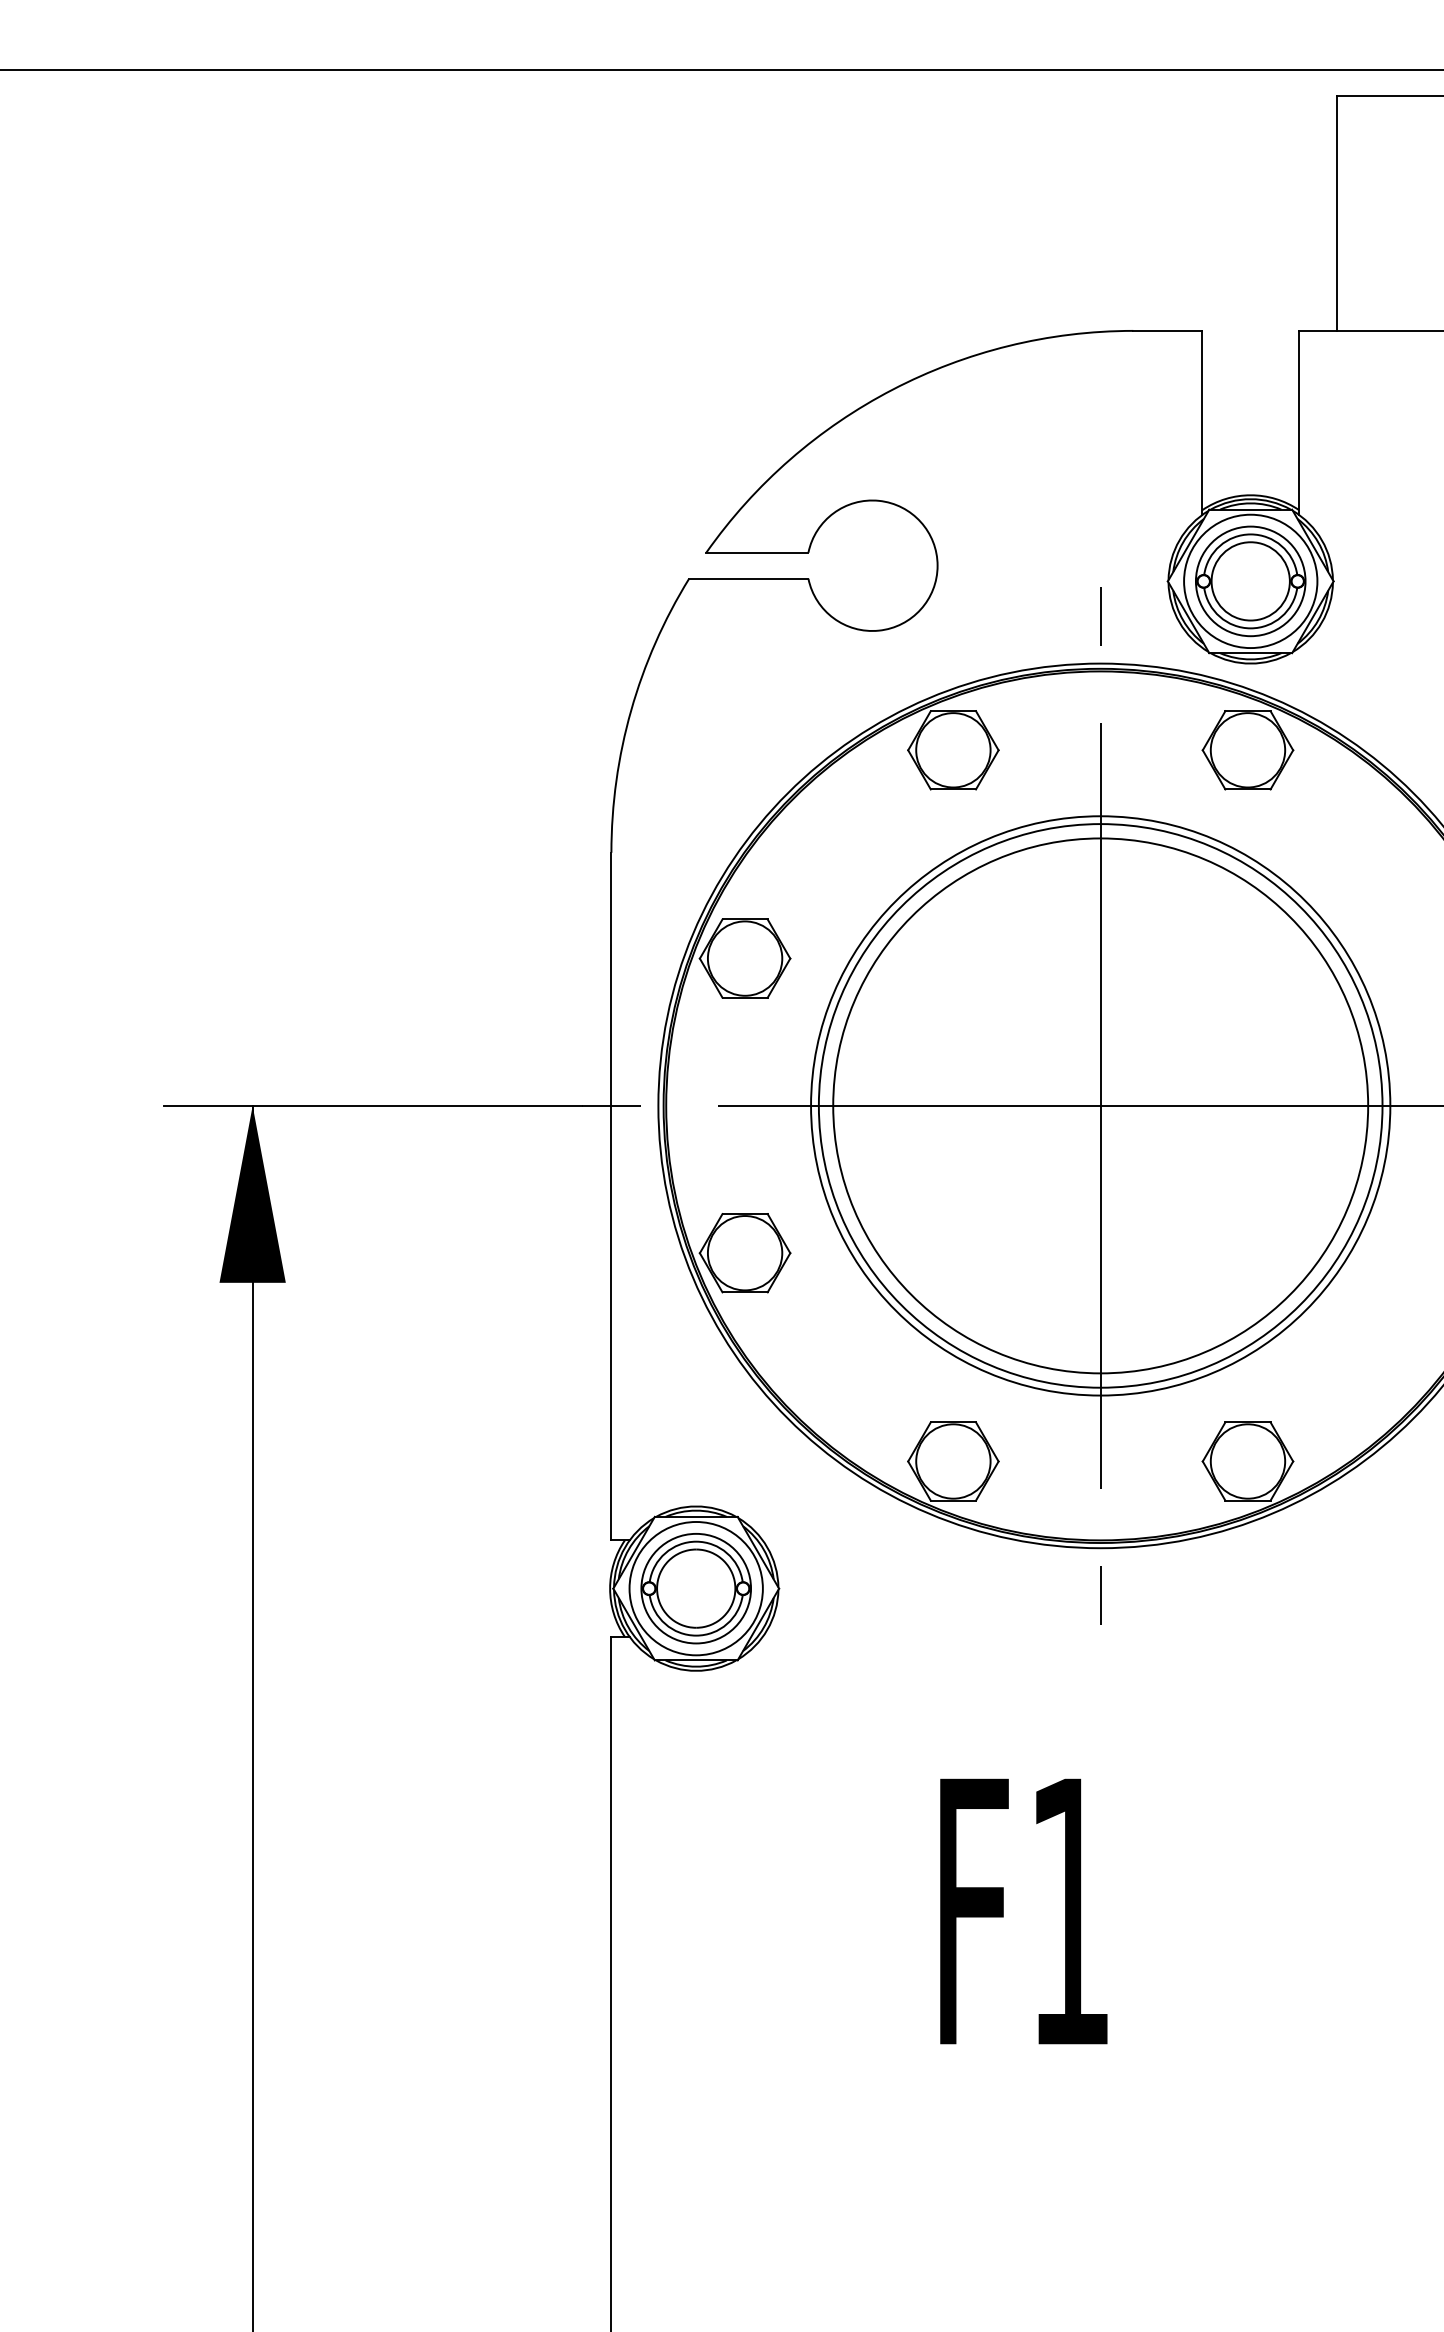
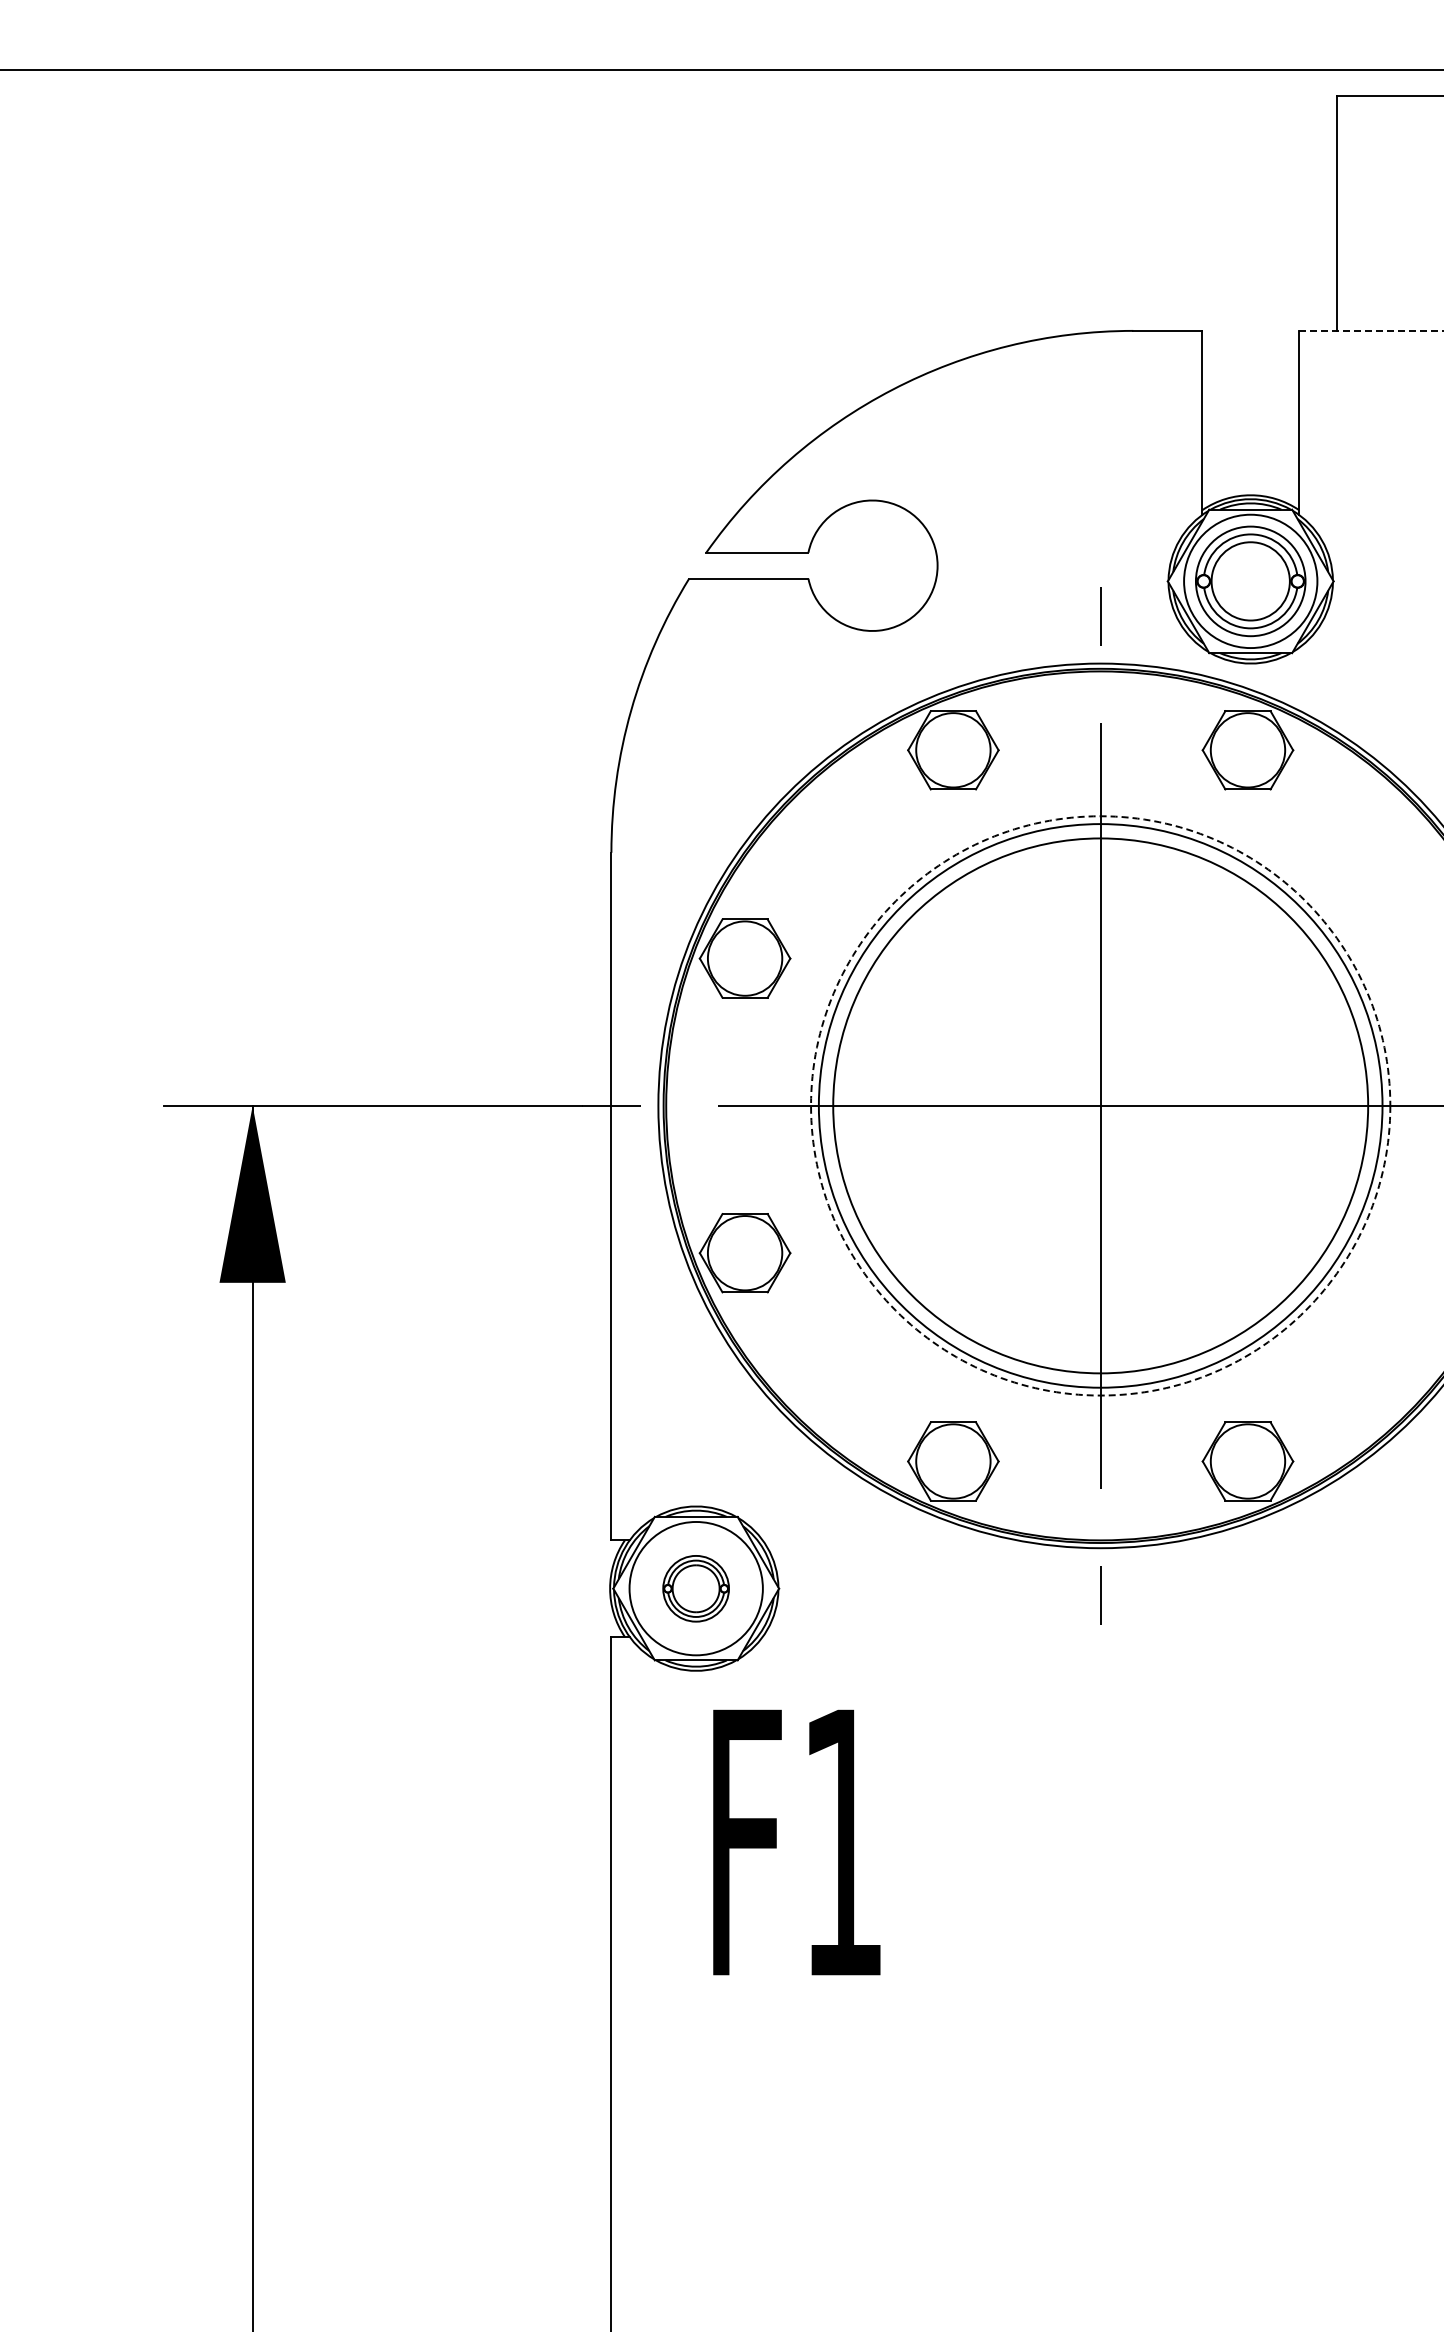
line: solid -> dashed (1370, 330)
circle: solid -> dashed (1100, 1105)
part size: 112x112 px -> 68x68 px (695, 1588)
text position: (1023, 1911) -> (796, 1842) (796, 1842)
